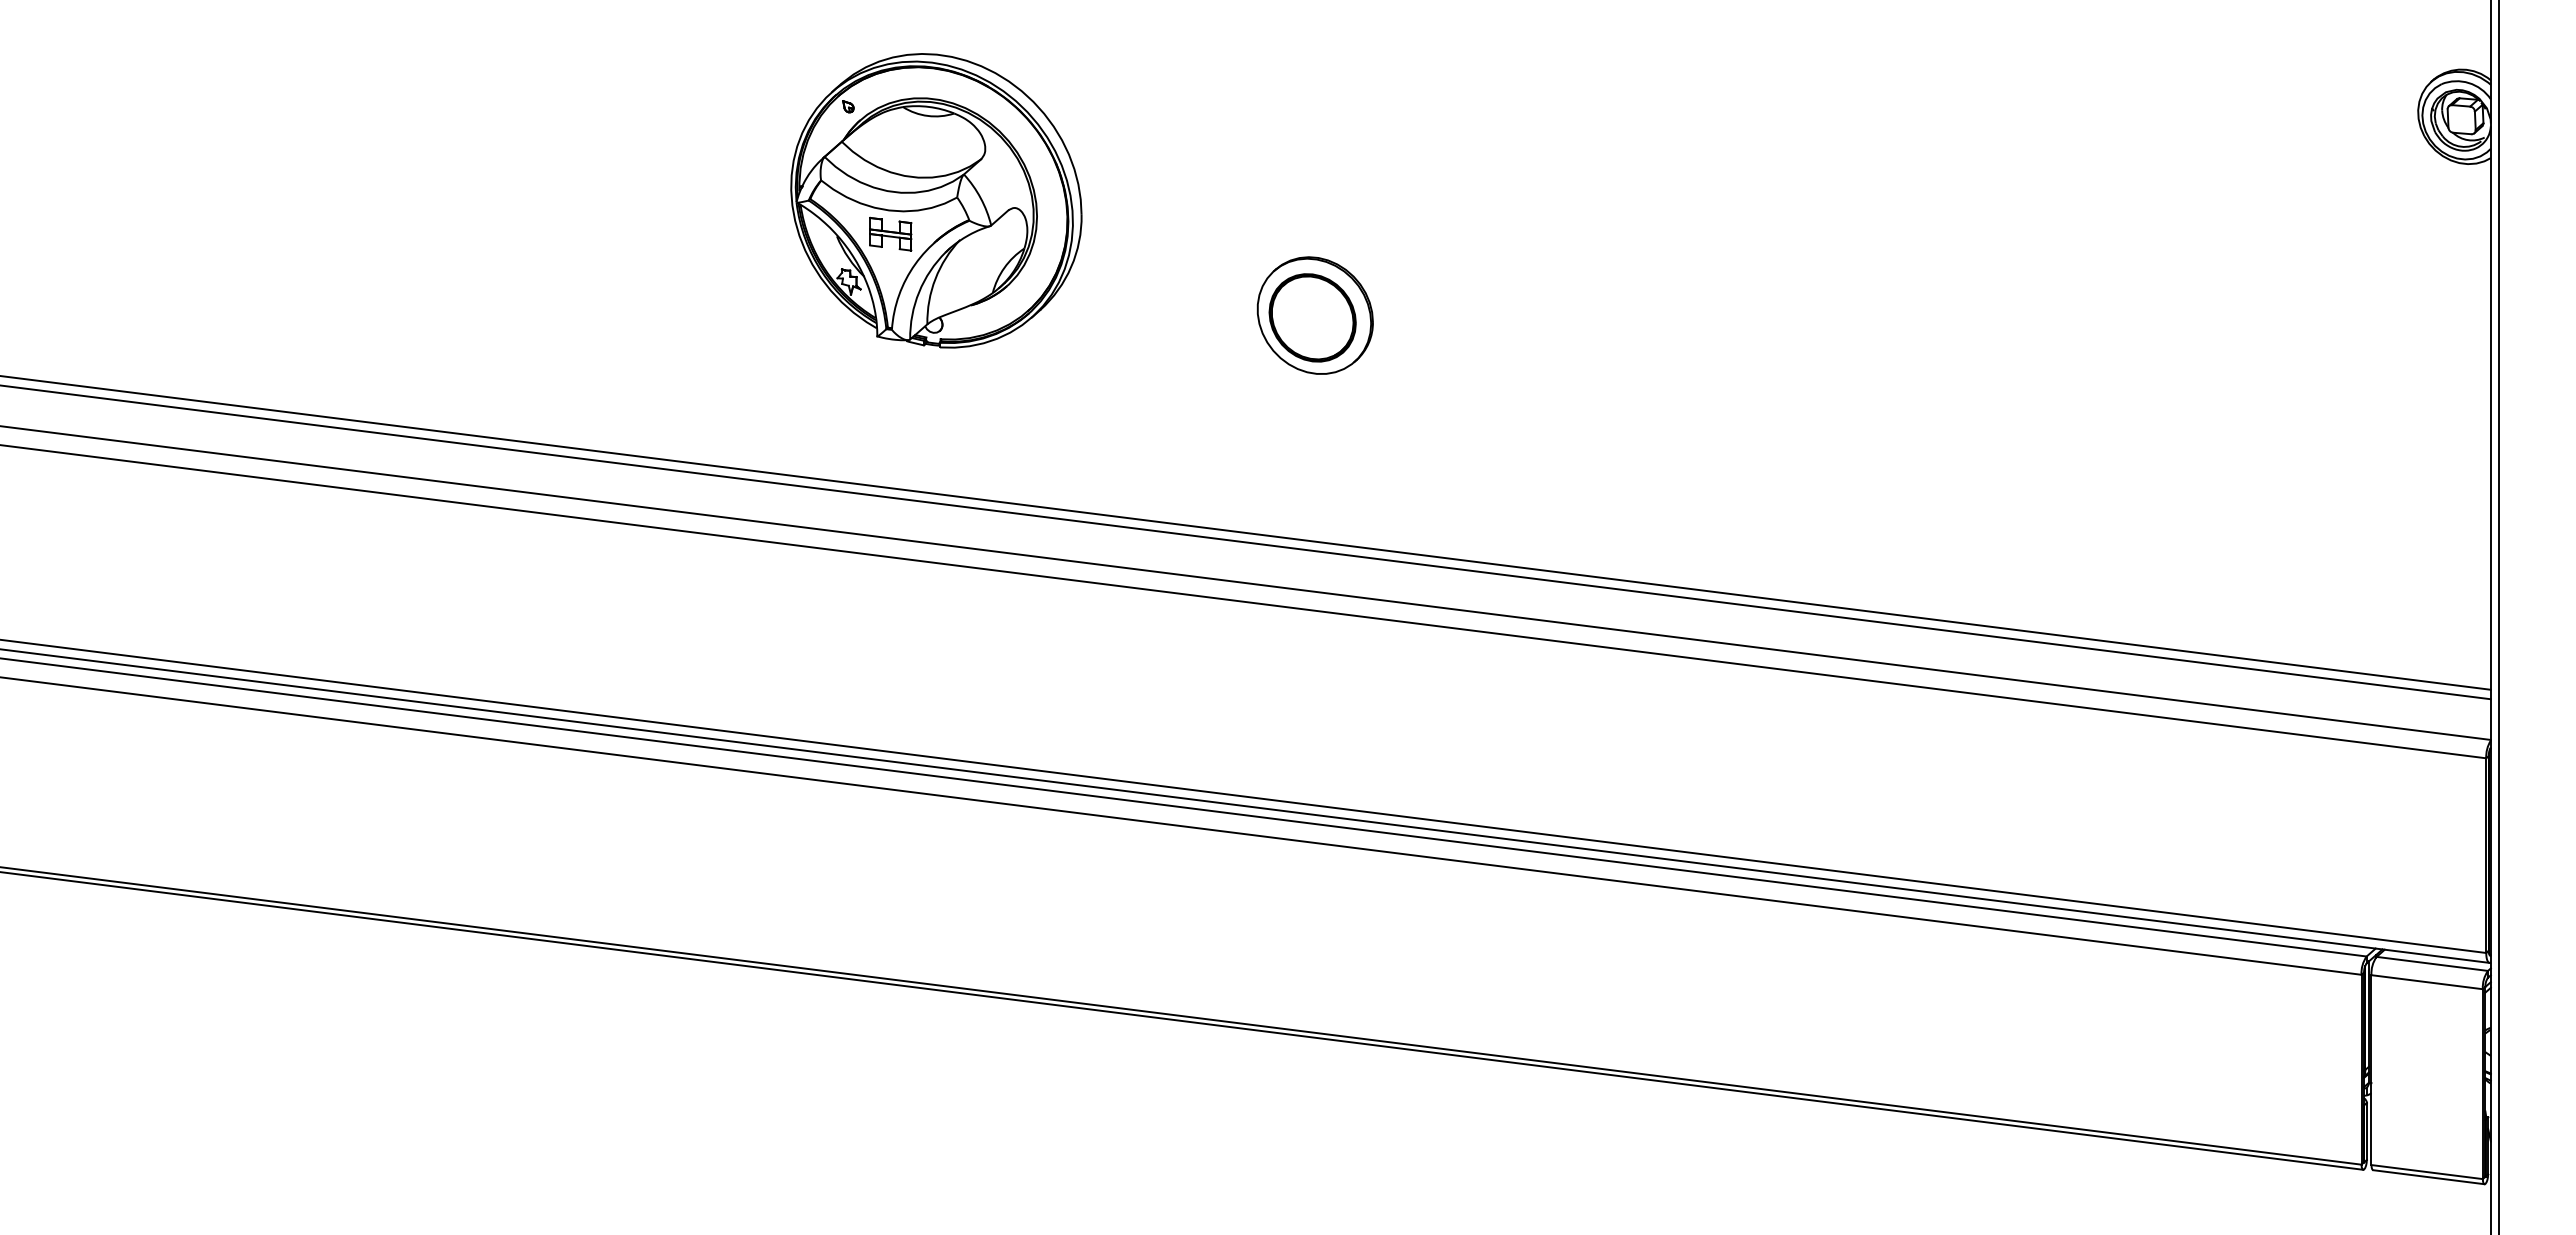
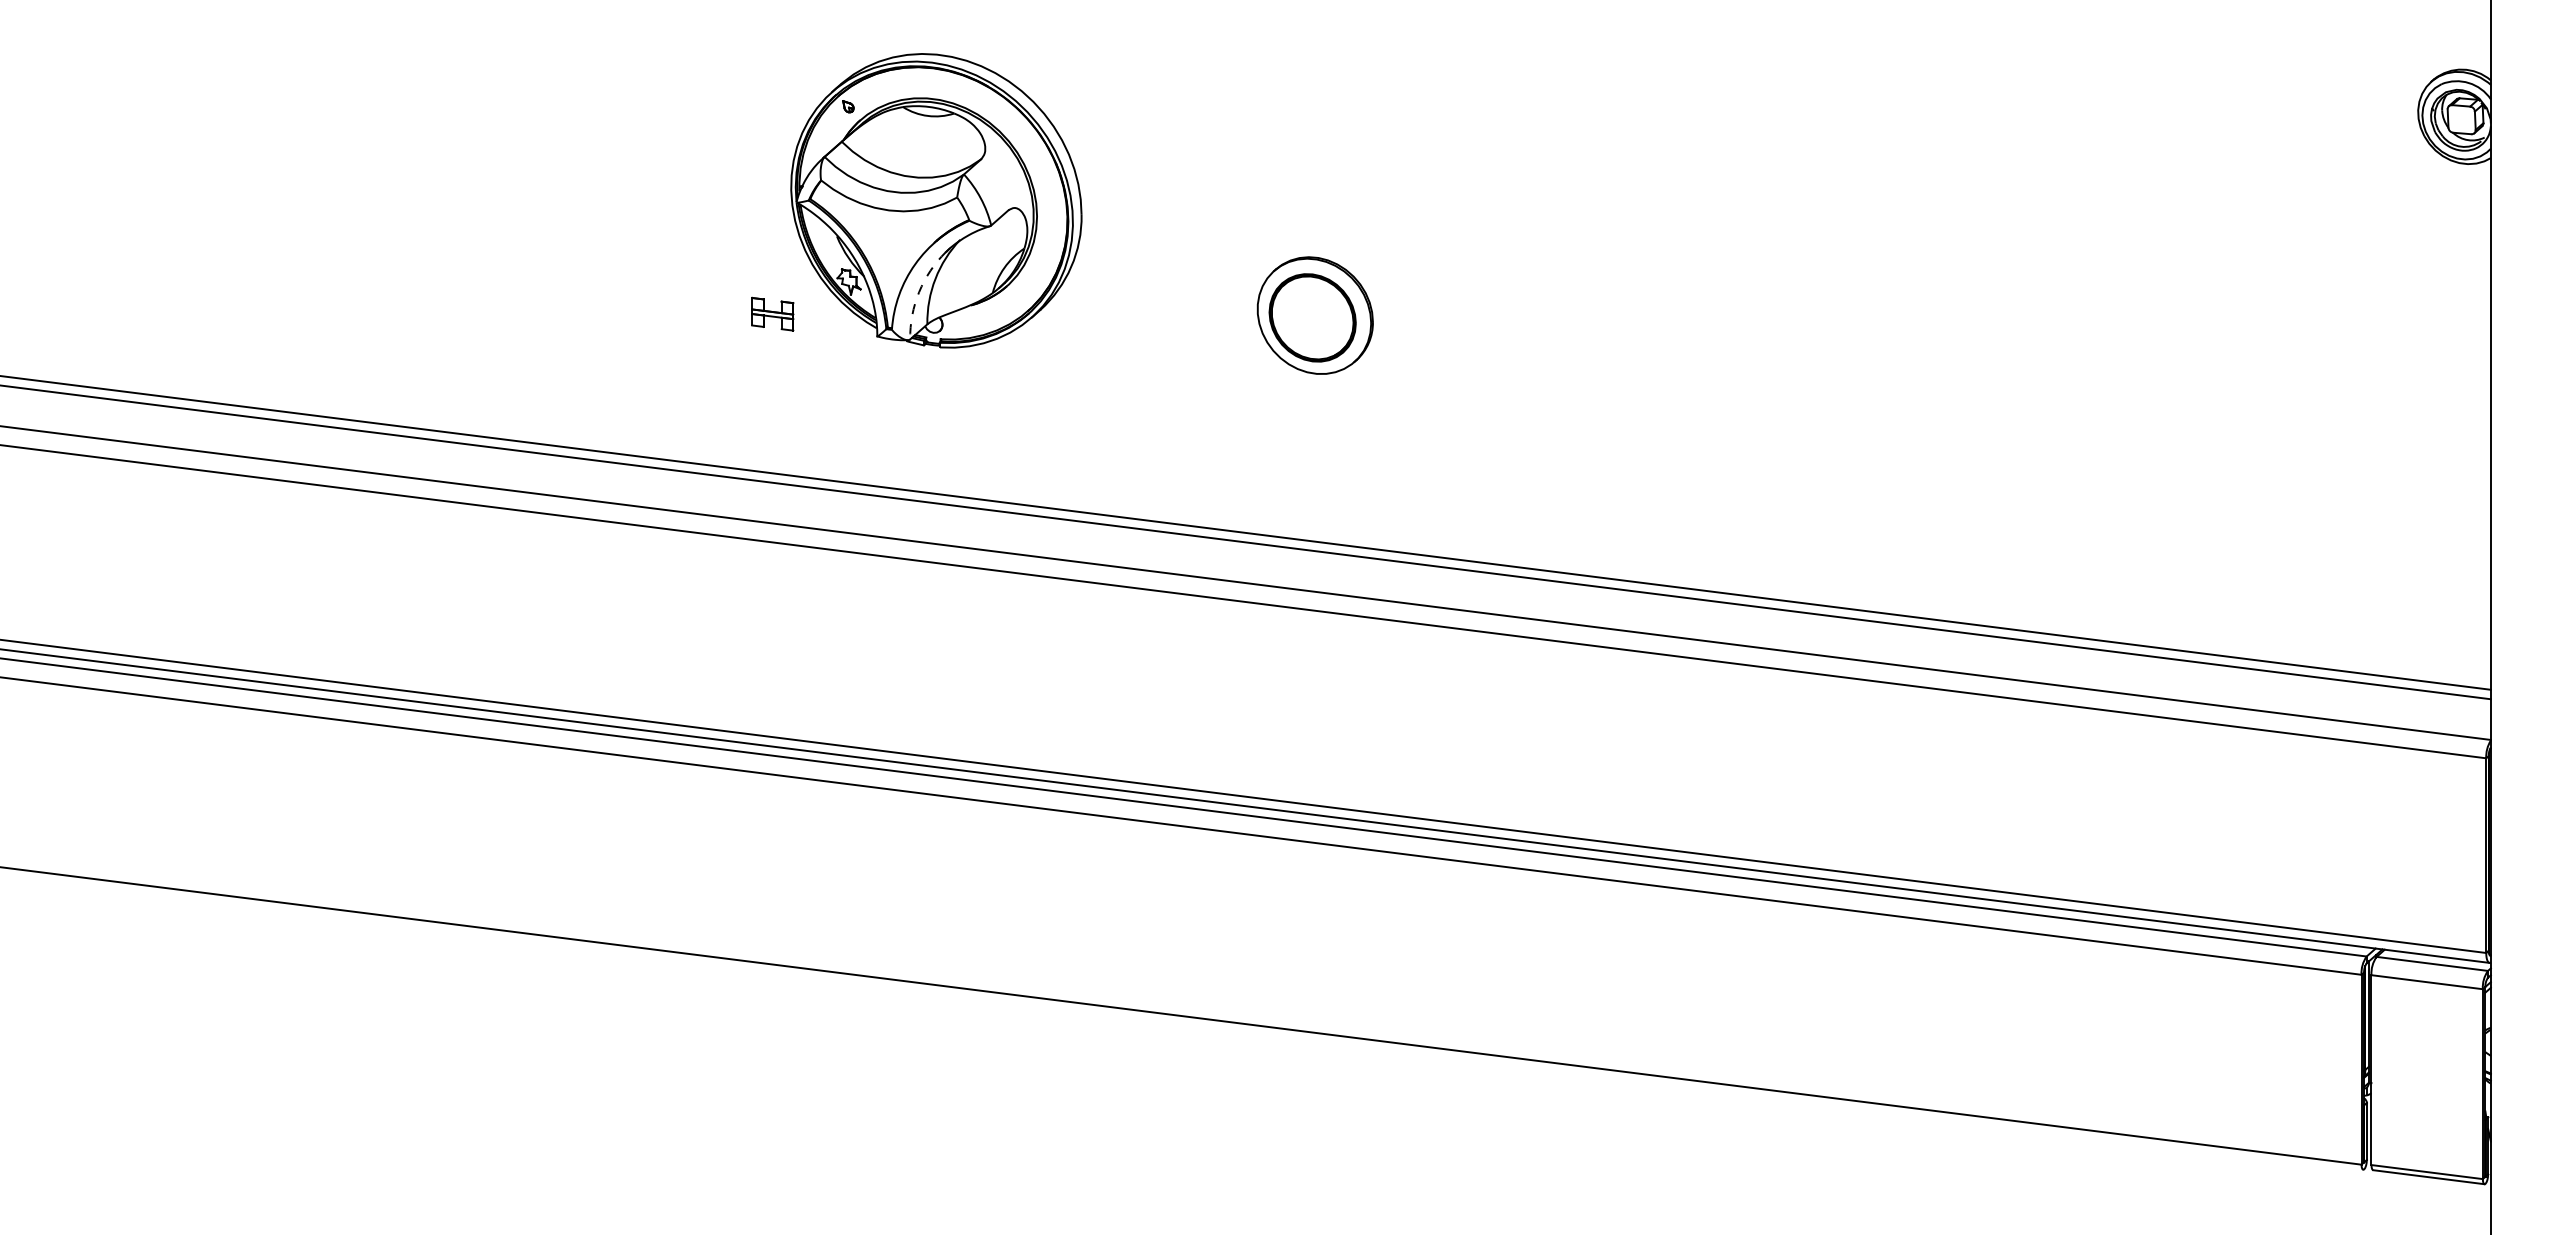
part position: (890, 233) -> (772, 313) (772, 313)
arc: solid -> dashed (919, 292)
line: present -> none (2498, 616)
line: present -> none (1182, 1020)
